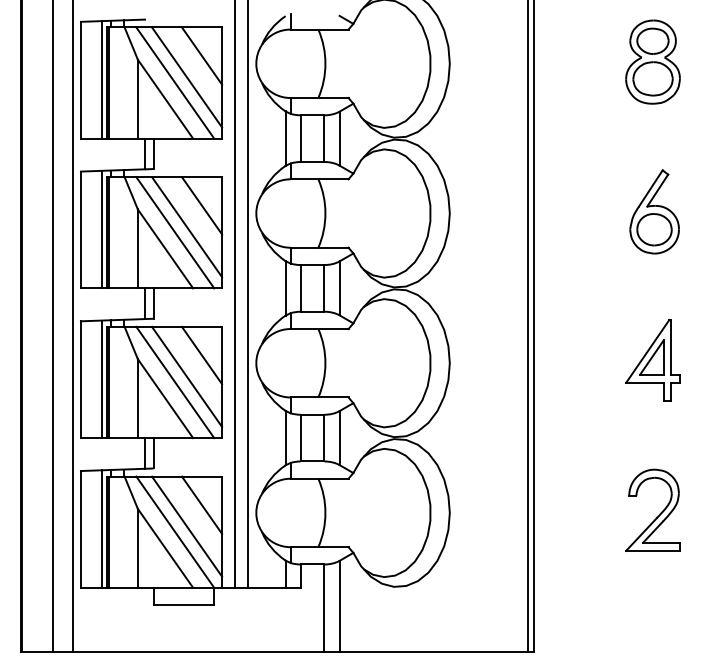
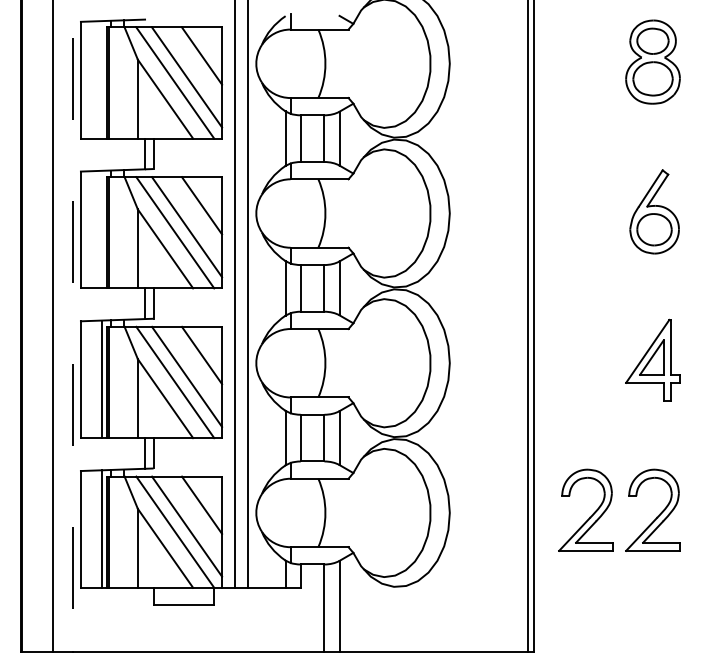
line: present -> none (102, 79)
line: present -> none (102, 229)
line: solid -> dashed (73, 326)
part: none -> present (592, 513)
